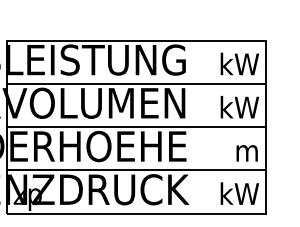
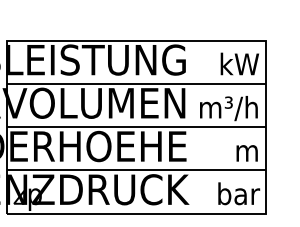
text: kW -> m³/h (229, 108)
text: kW -> bar (239, 193)
